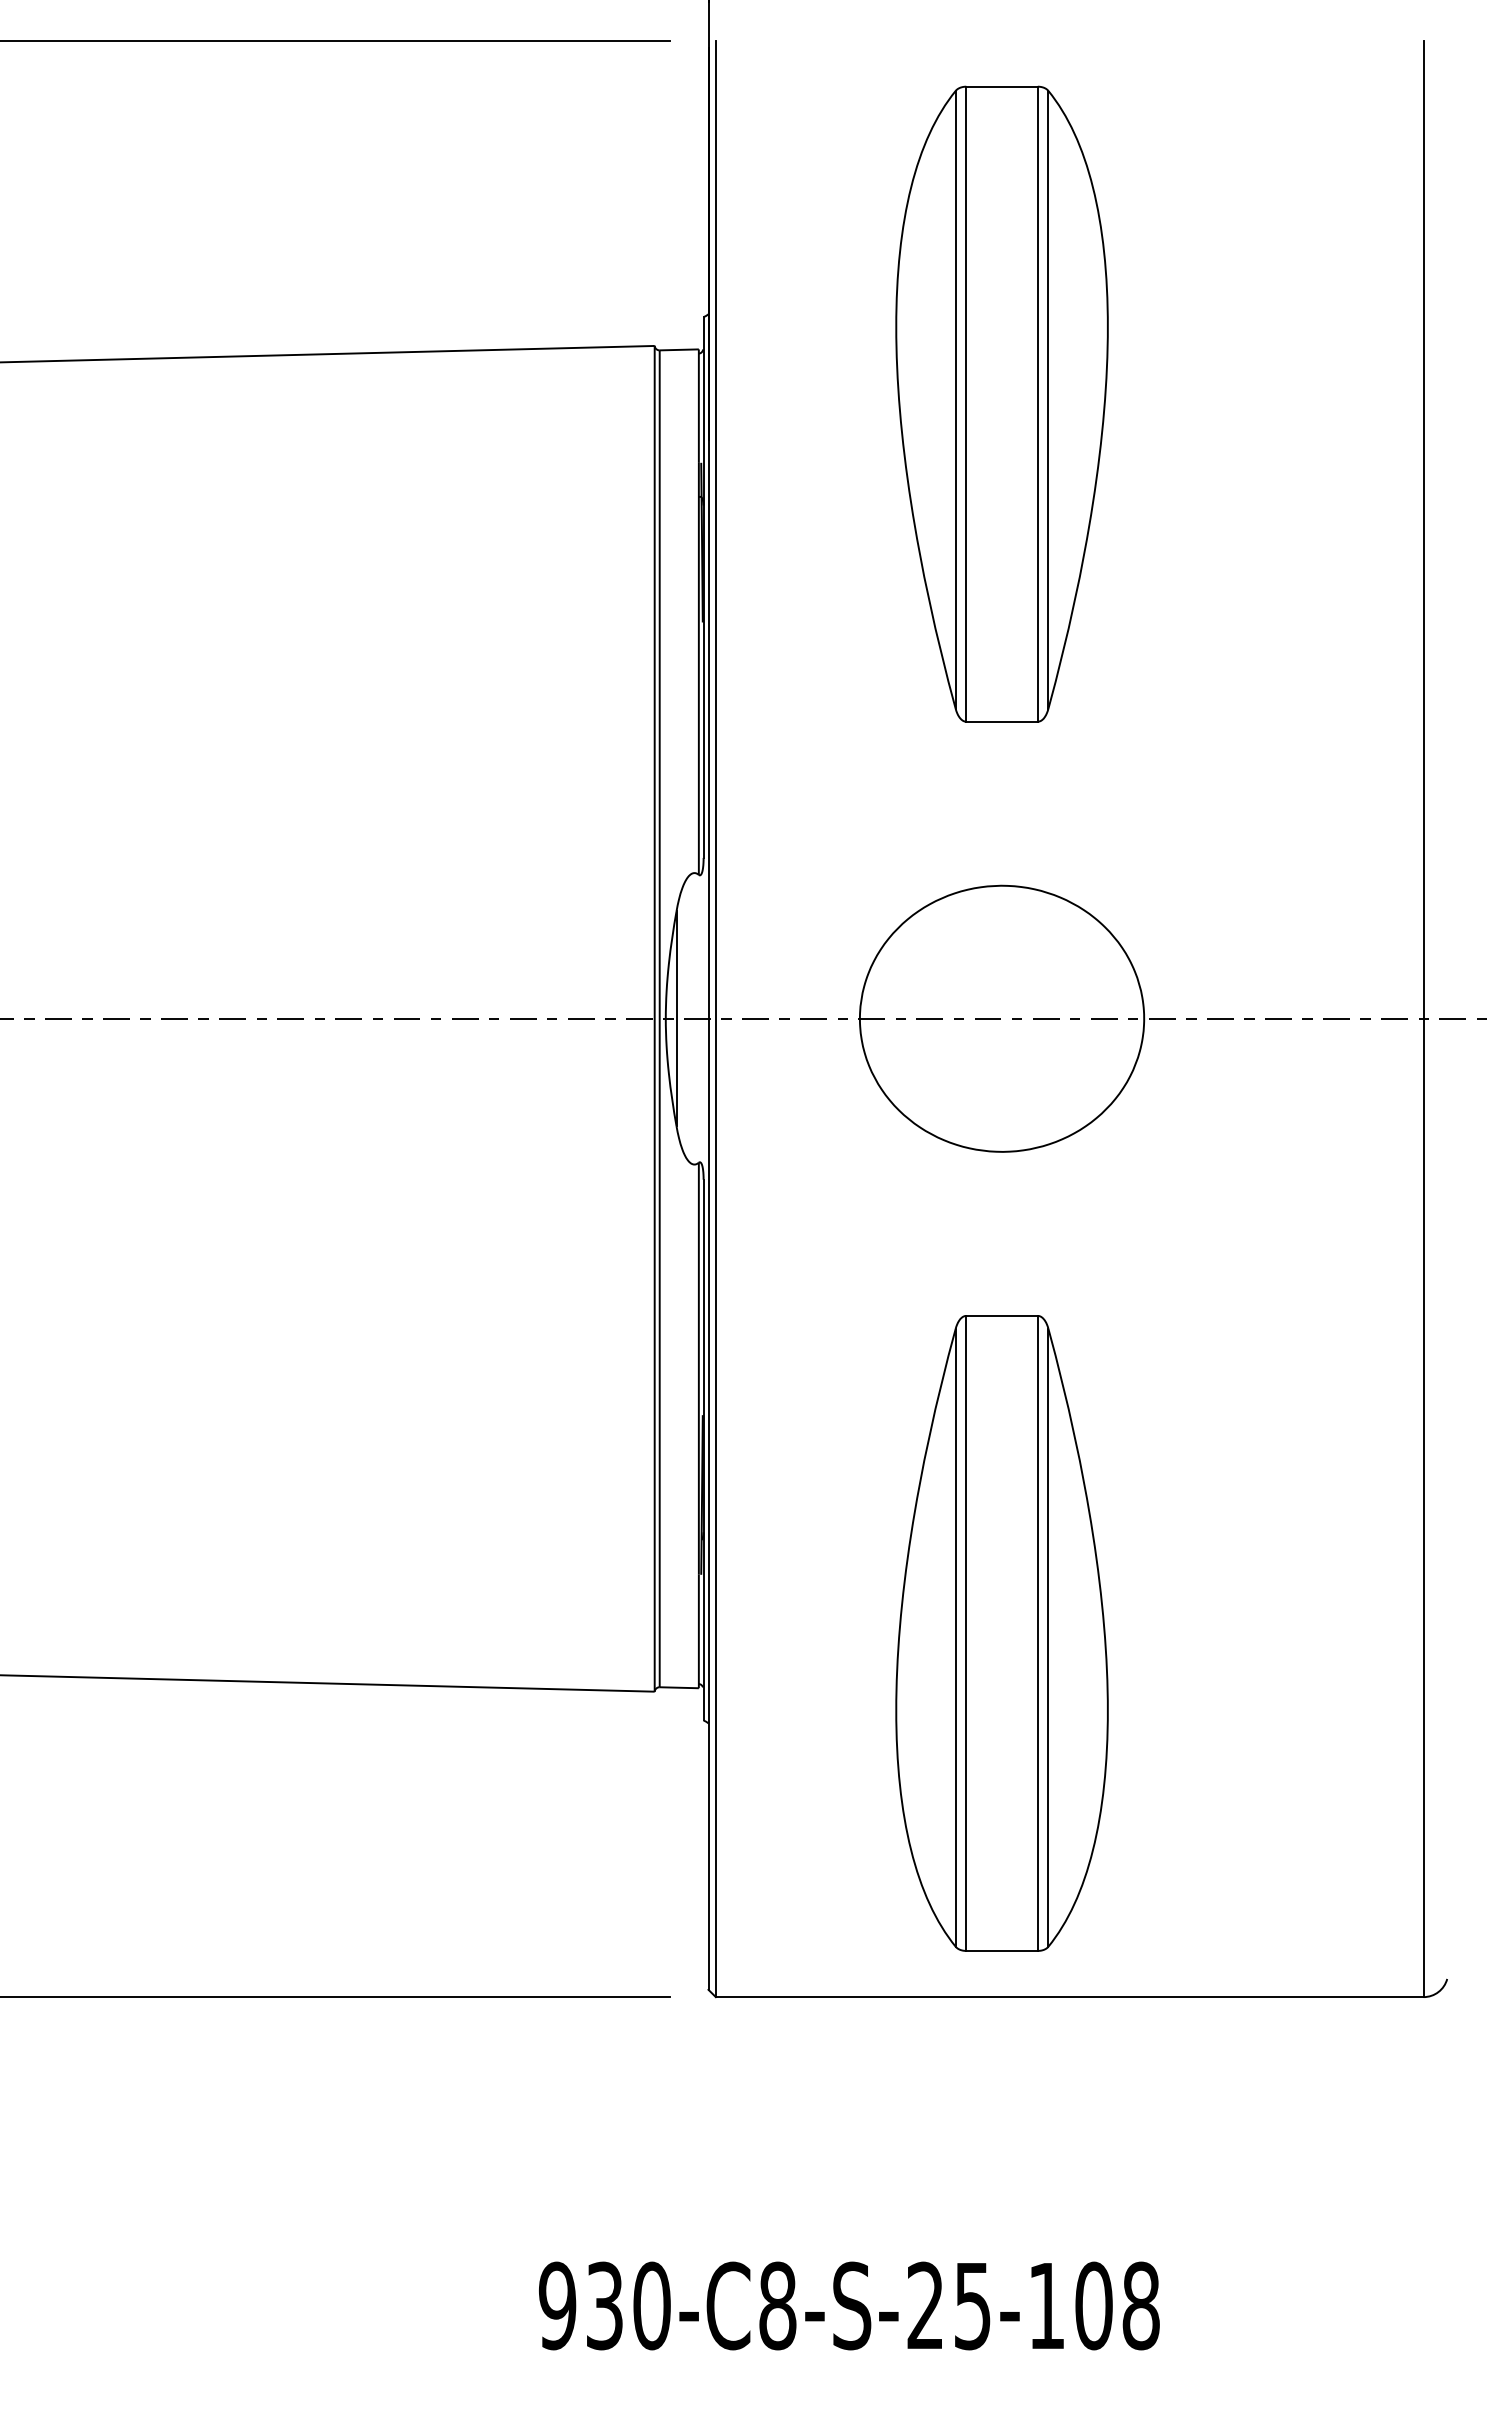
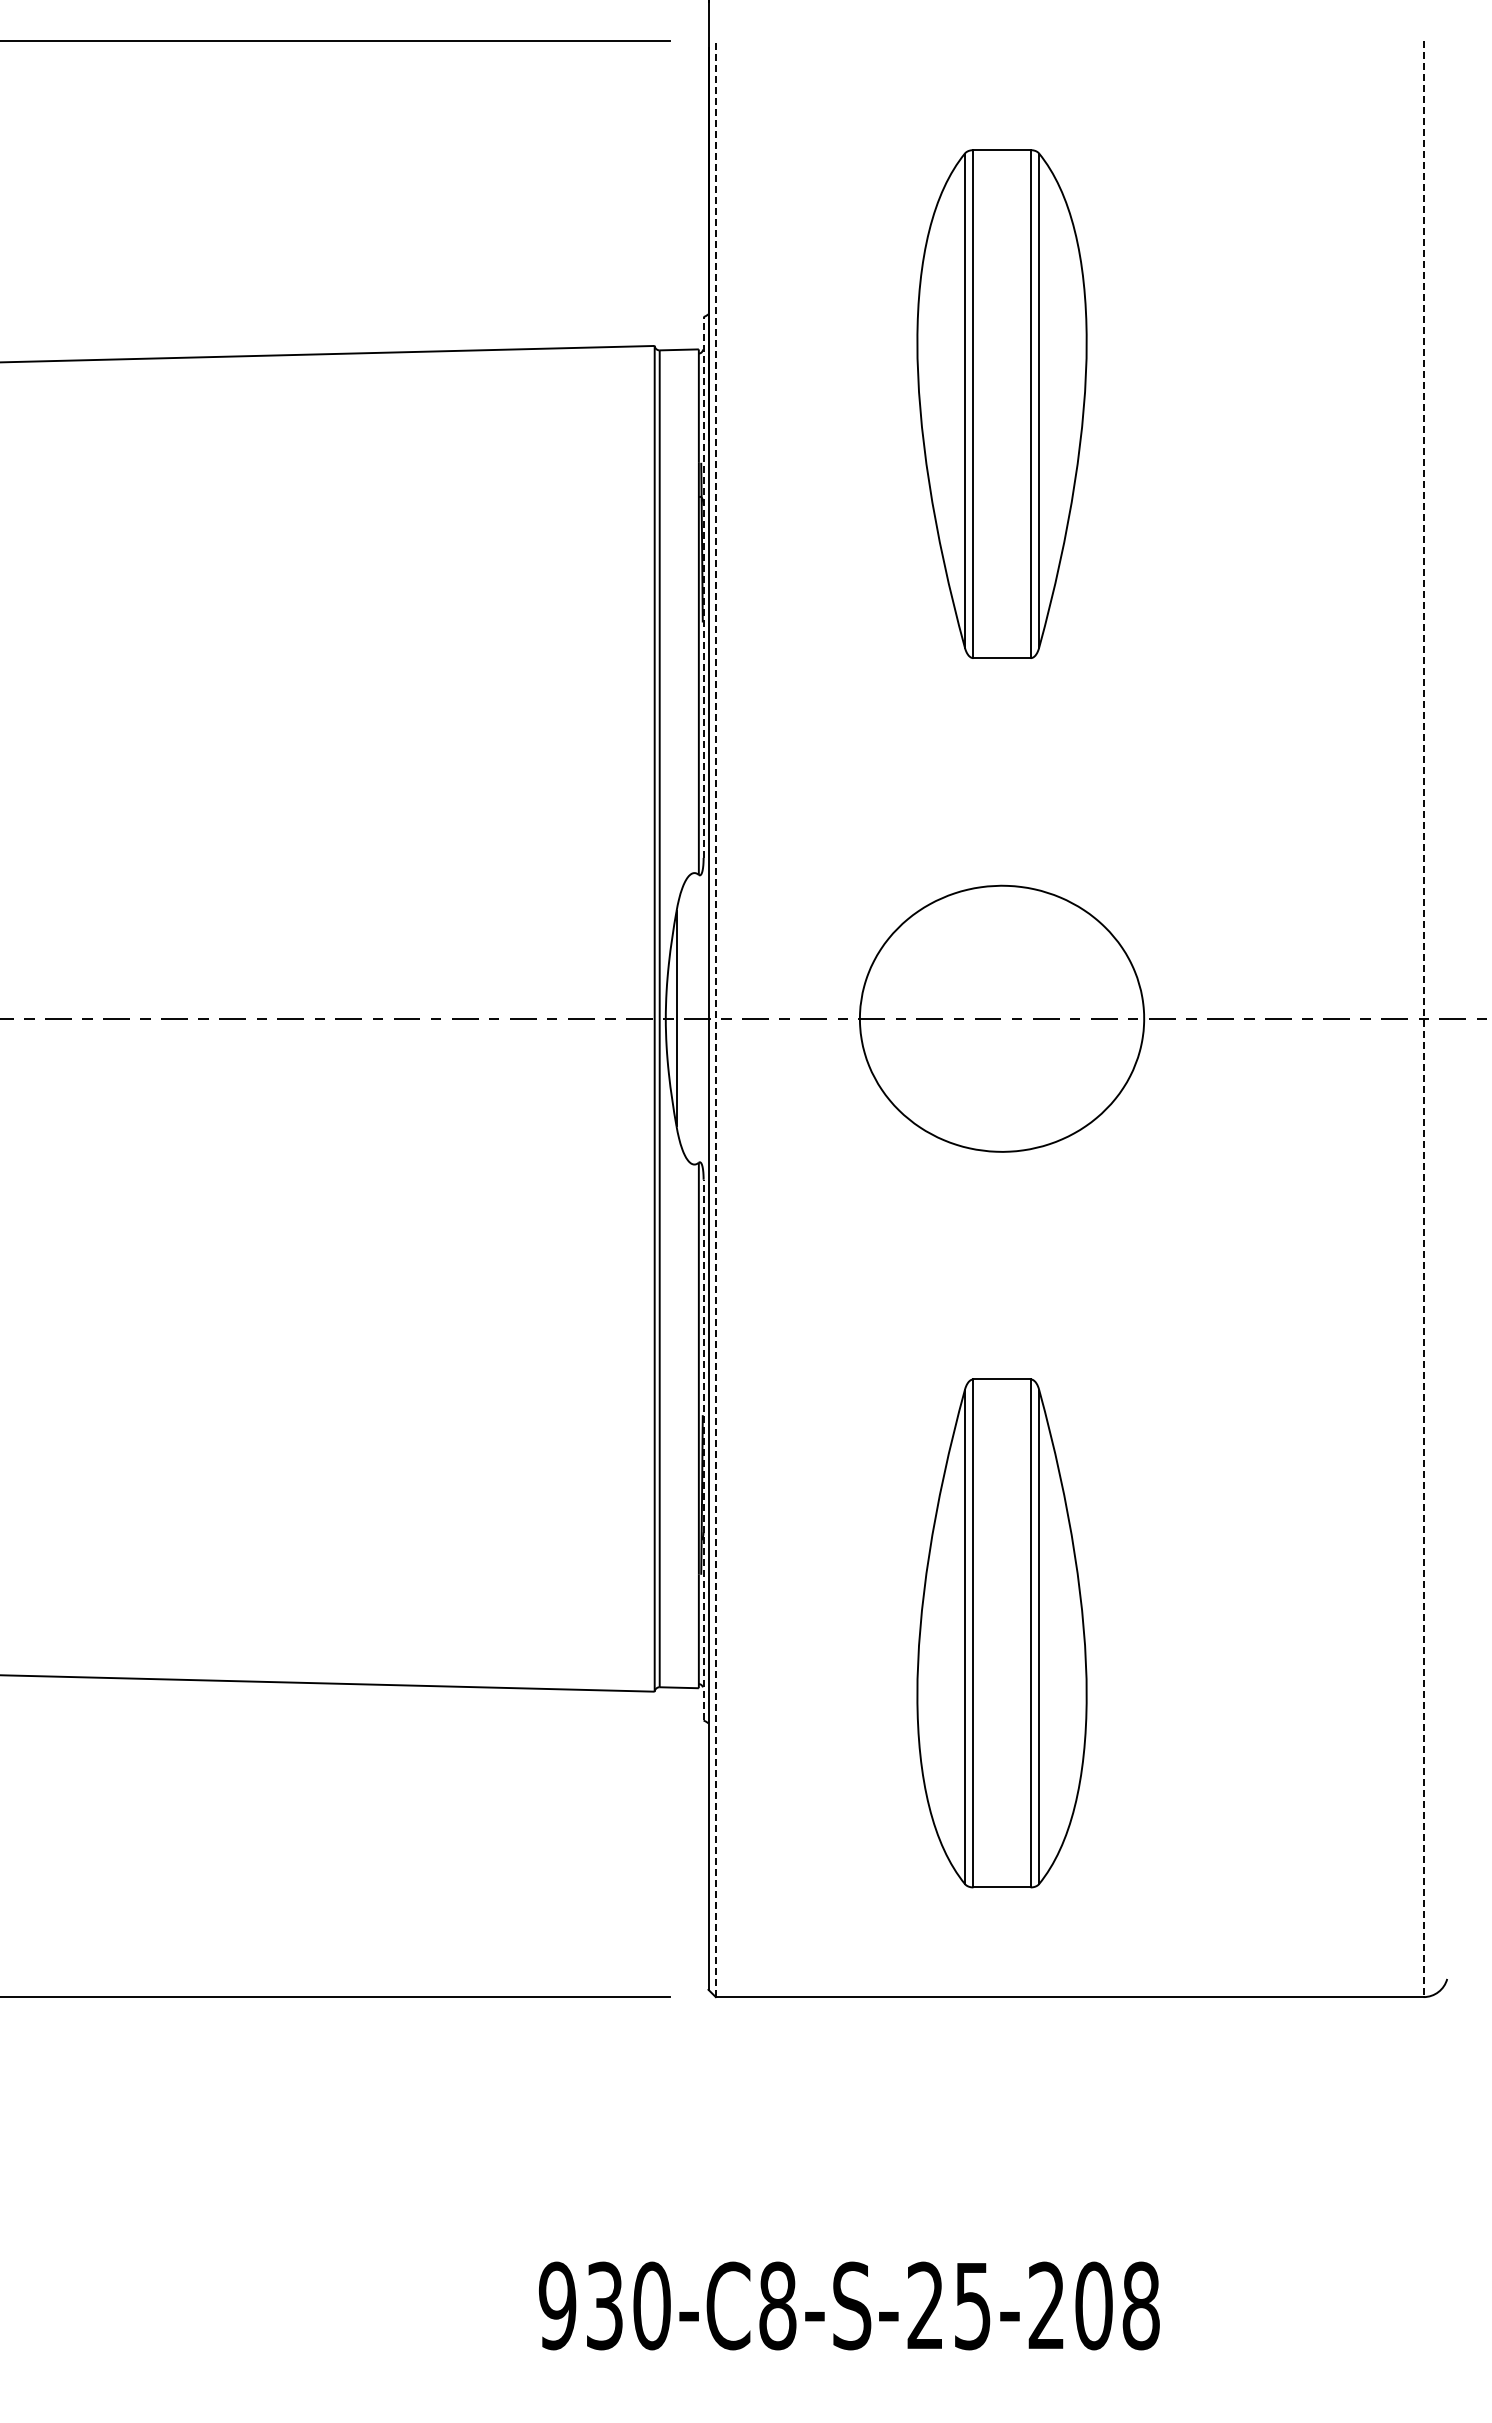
part size: 214x638 px -> 172x510 px (1001, 403)
line: solid -> dashed (703, 587)
line: solid -> dashed (715, 1018)
line: solid -> dashed (1423, 1019)
line: solid -> dashed (703, 1449)
part size: 214x637 px -> 172x511 px (1001, 1633)
text: 930-C8-S-25-108 -> 930-C8-S-25-208 (1045, 2304)
